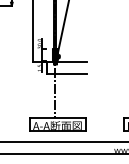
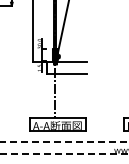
line: solid -> dashed (64, 141)
line: solid -> dashed (64, 153)
